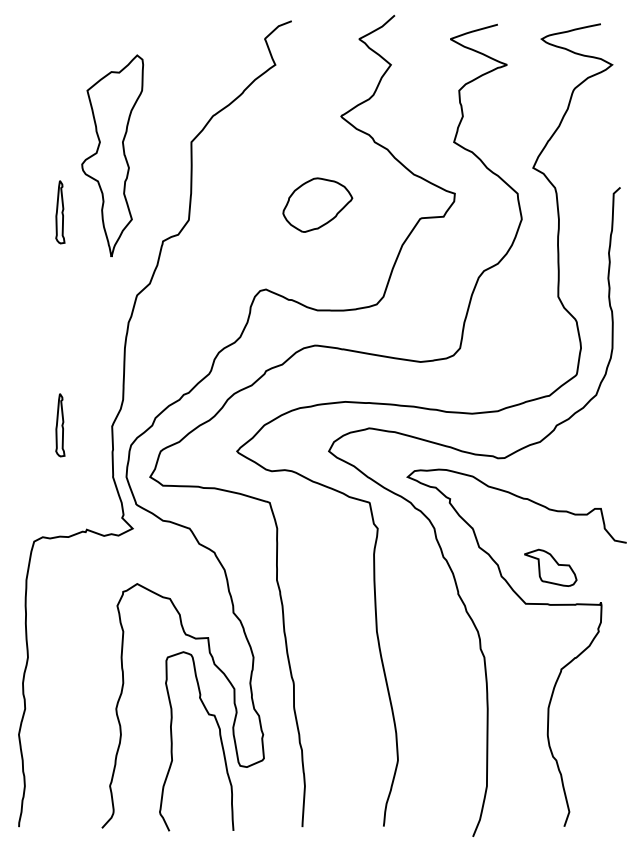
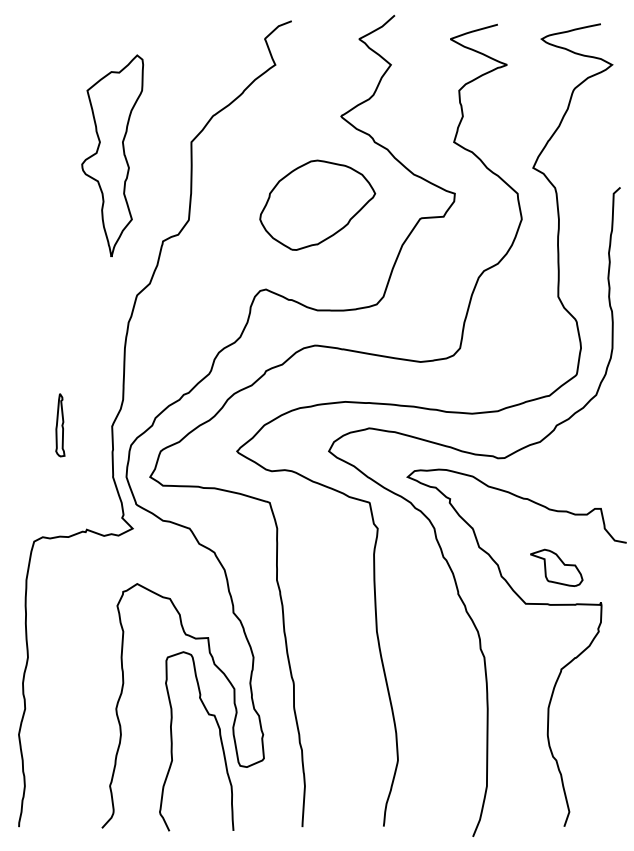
part size: 72x56 px -> 118x92 px (317, 204)
part: present -> none (60, 212)
part position: (550, 567) -> (556, 567) (556, 567)
